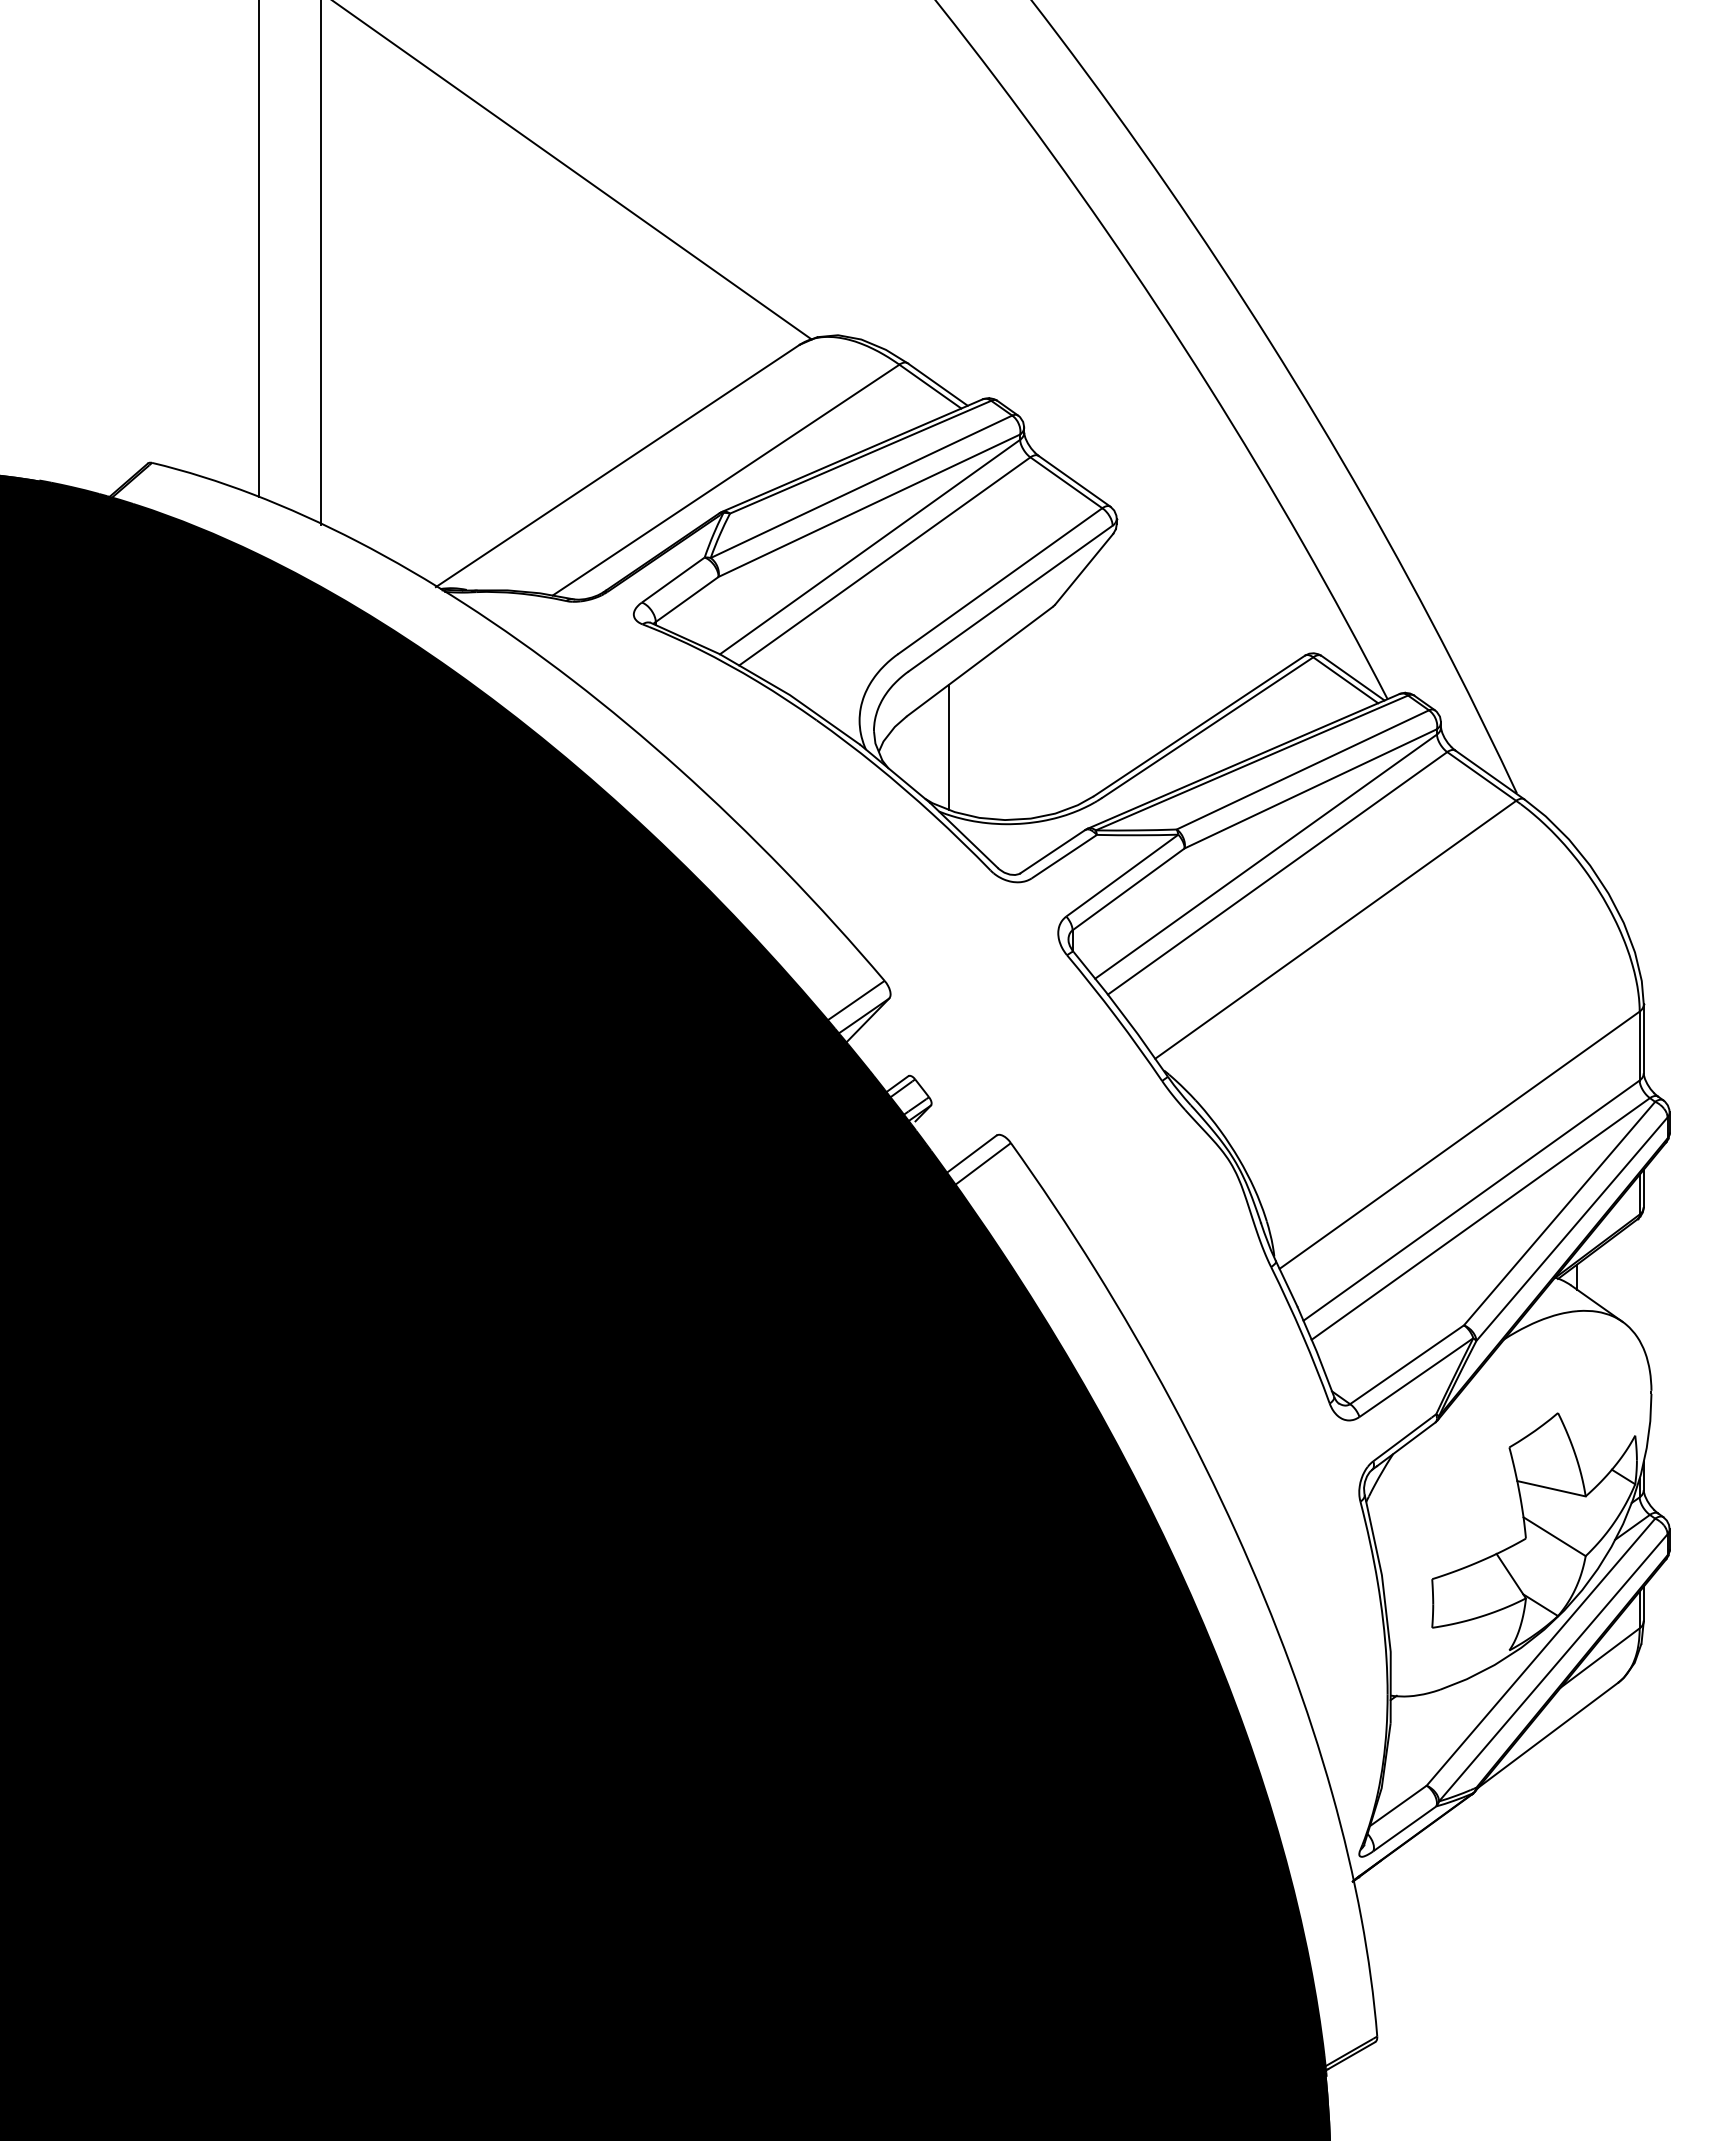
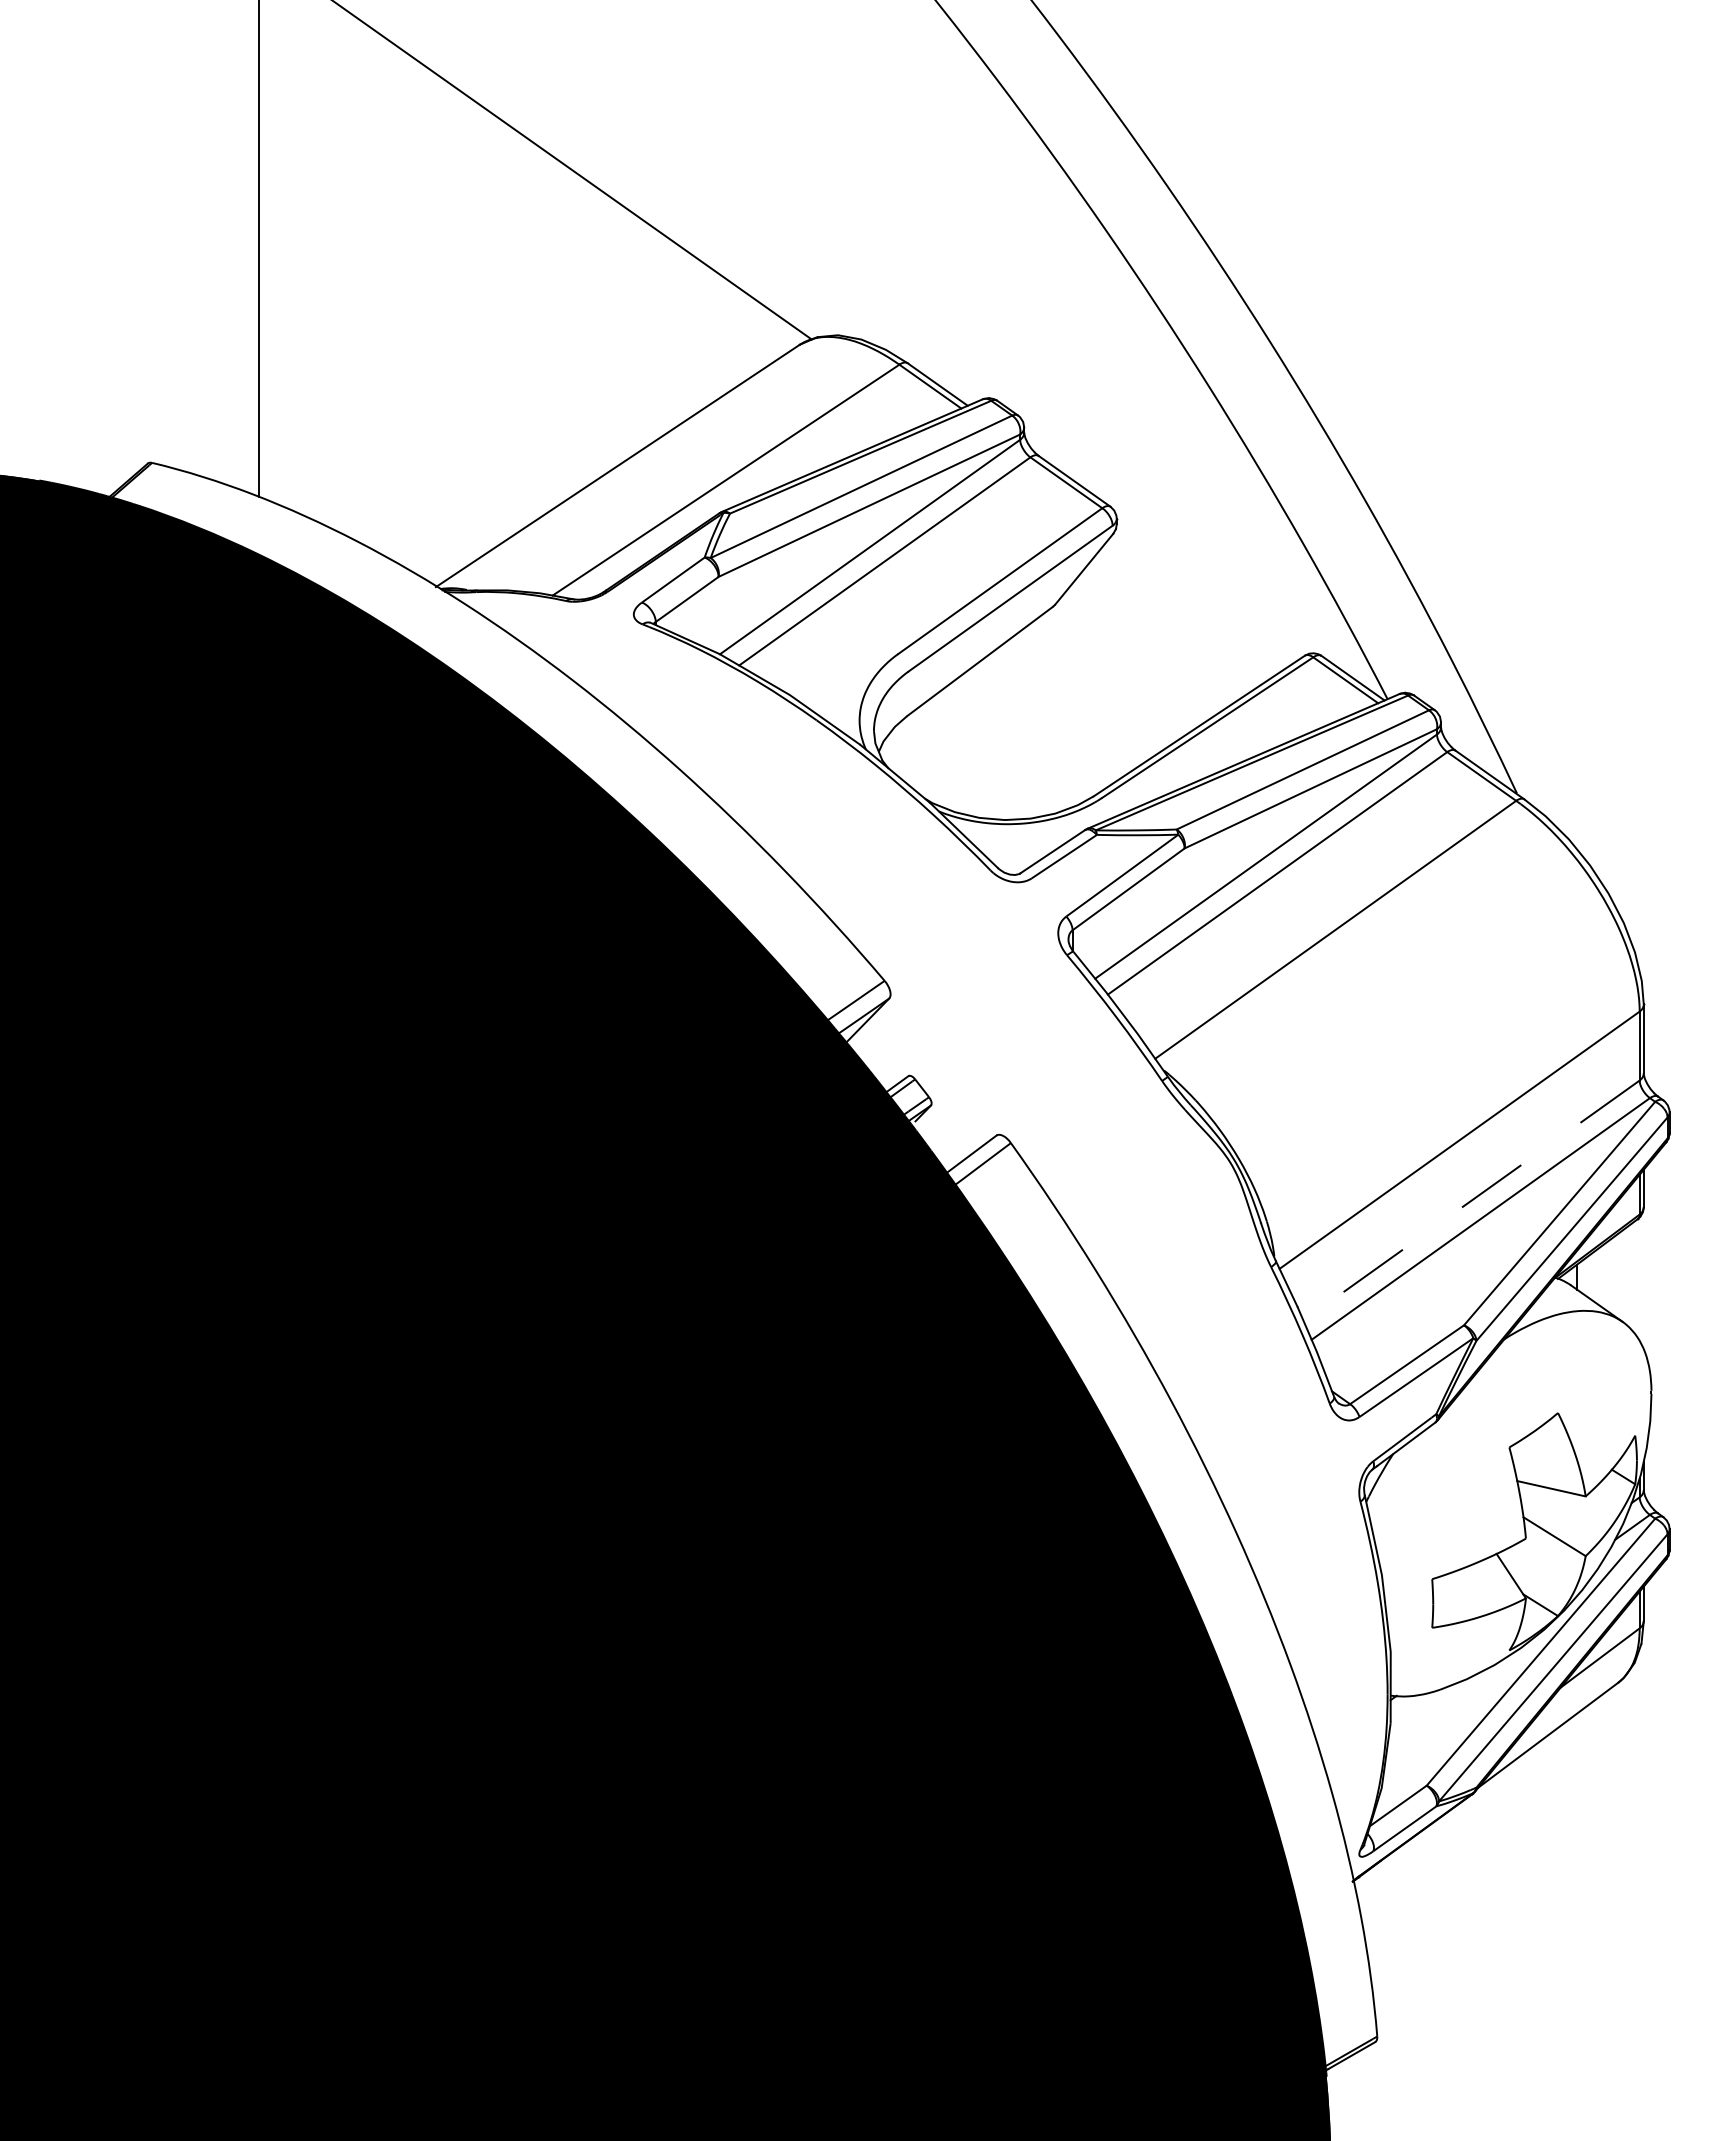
line: present -> none (320, 263)
line: present -> none (948, 747)
line: solid -> dashed (1471, 1200)
